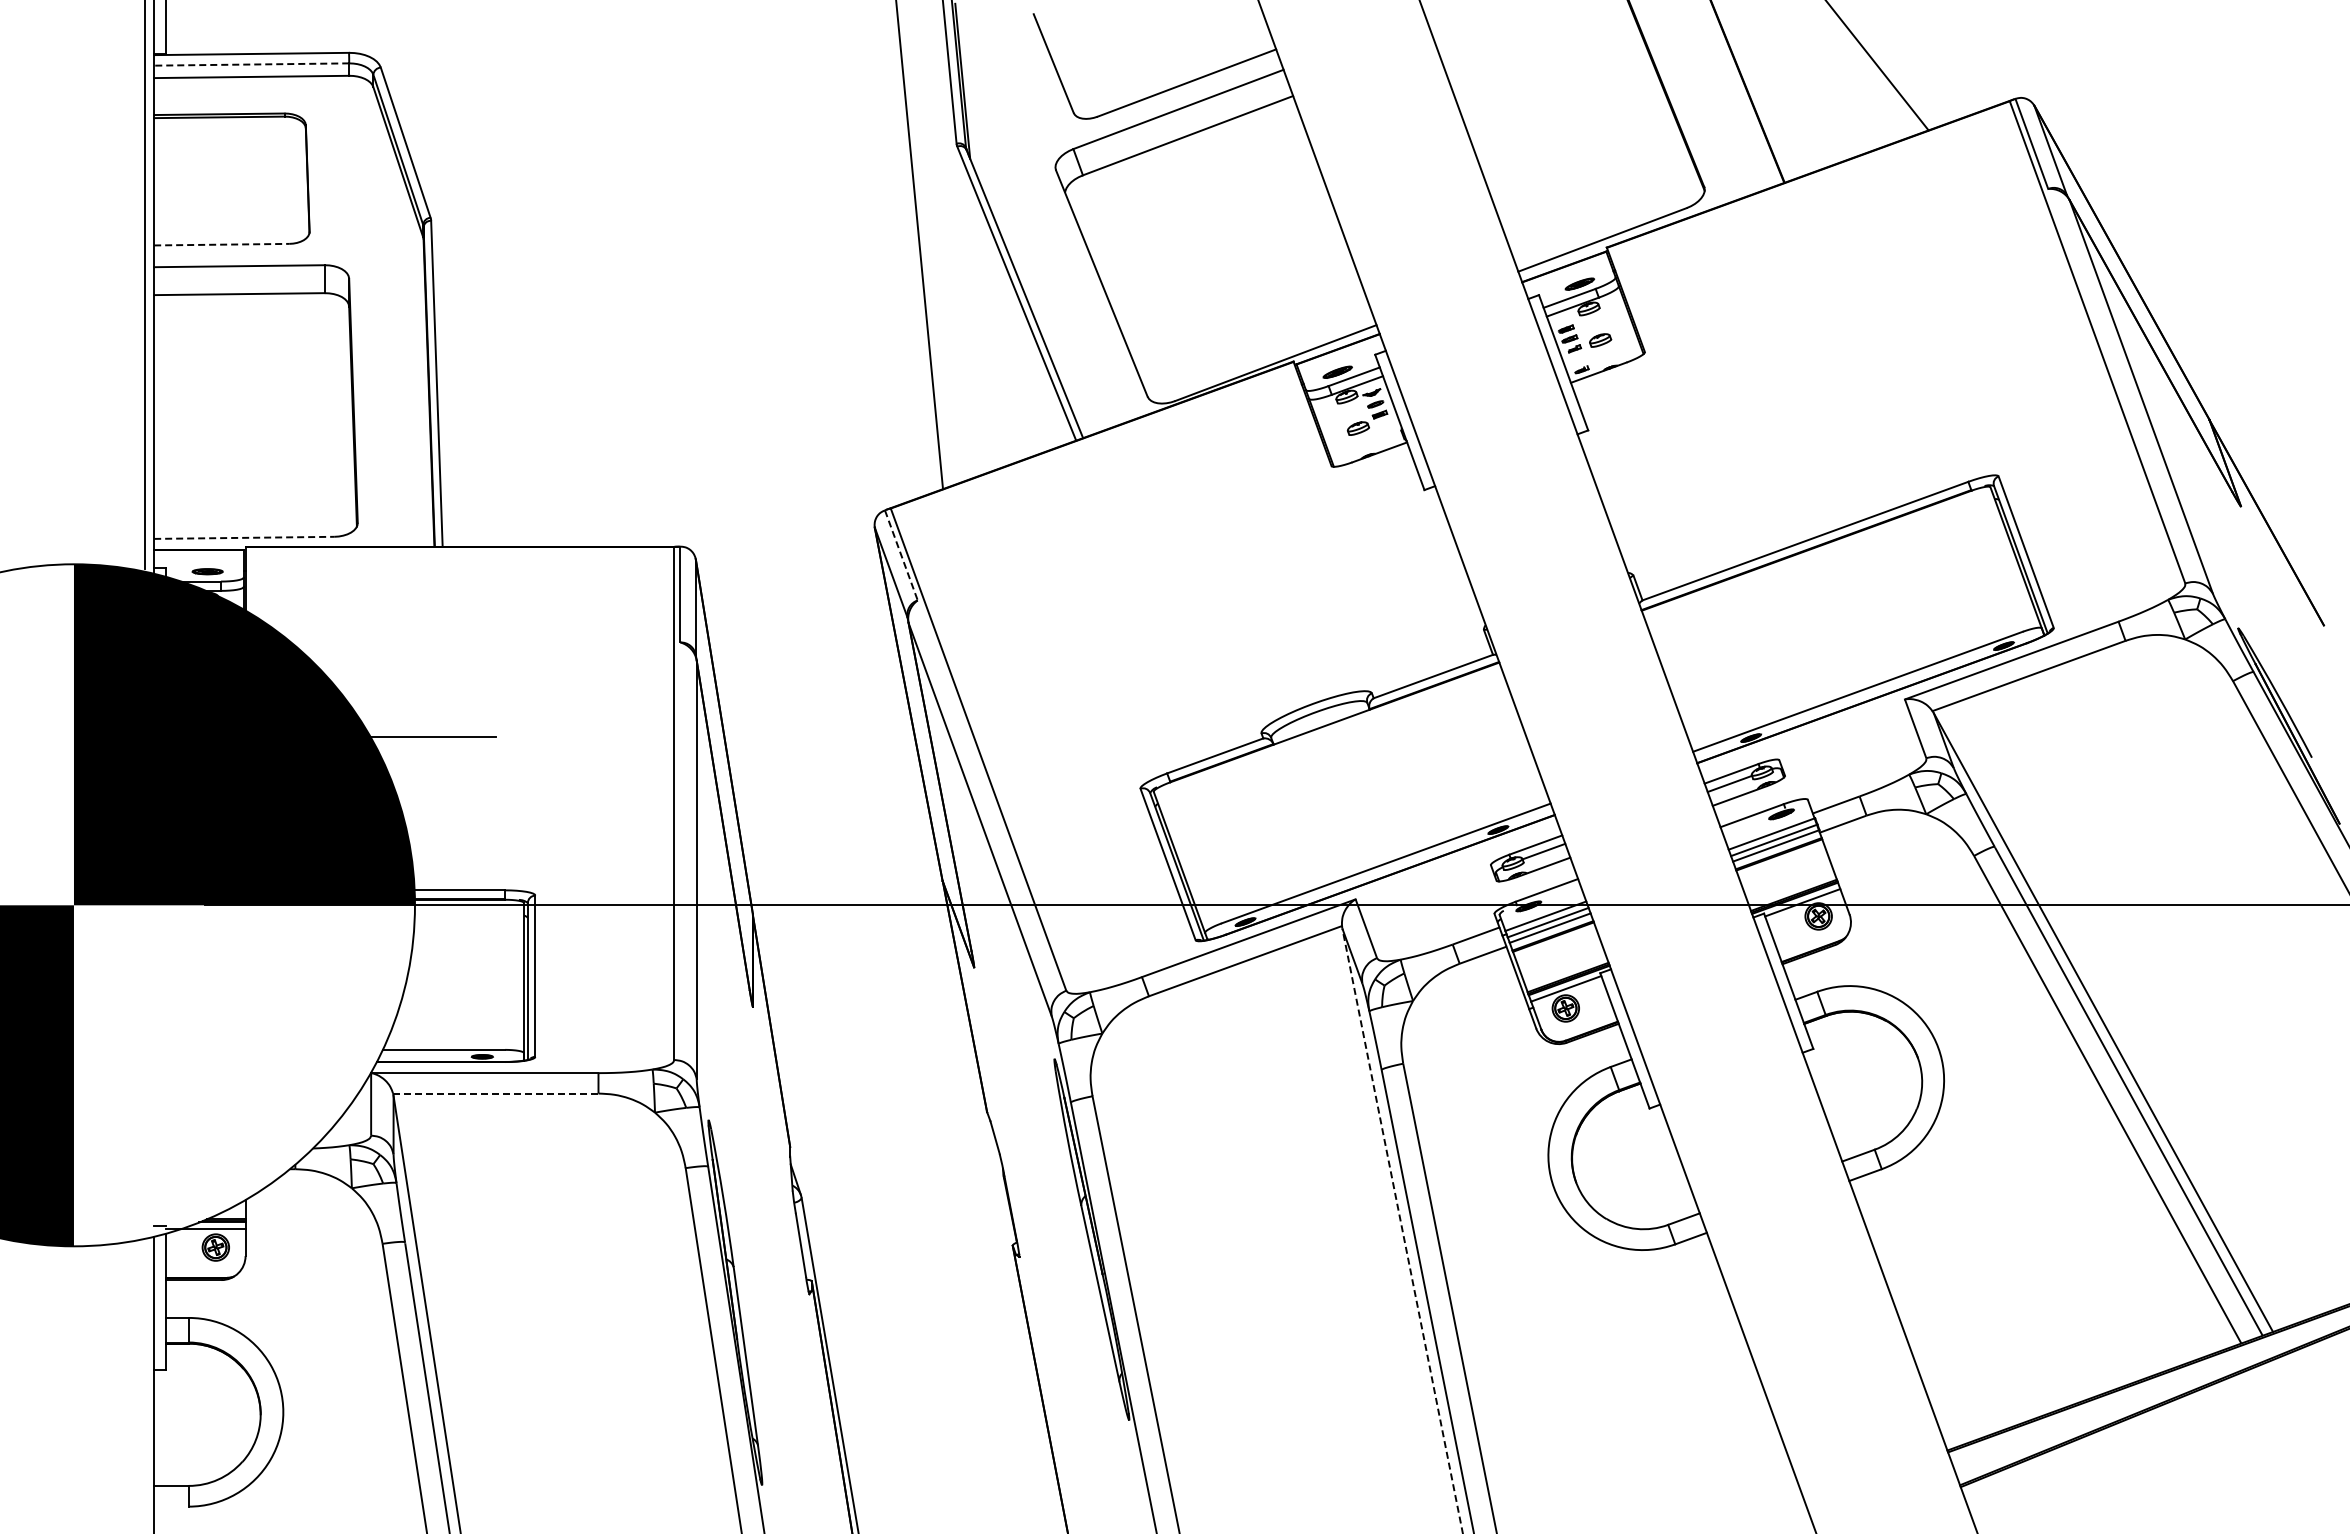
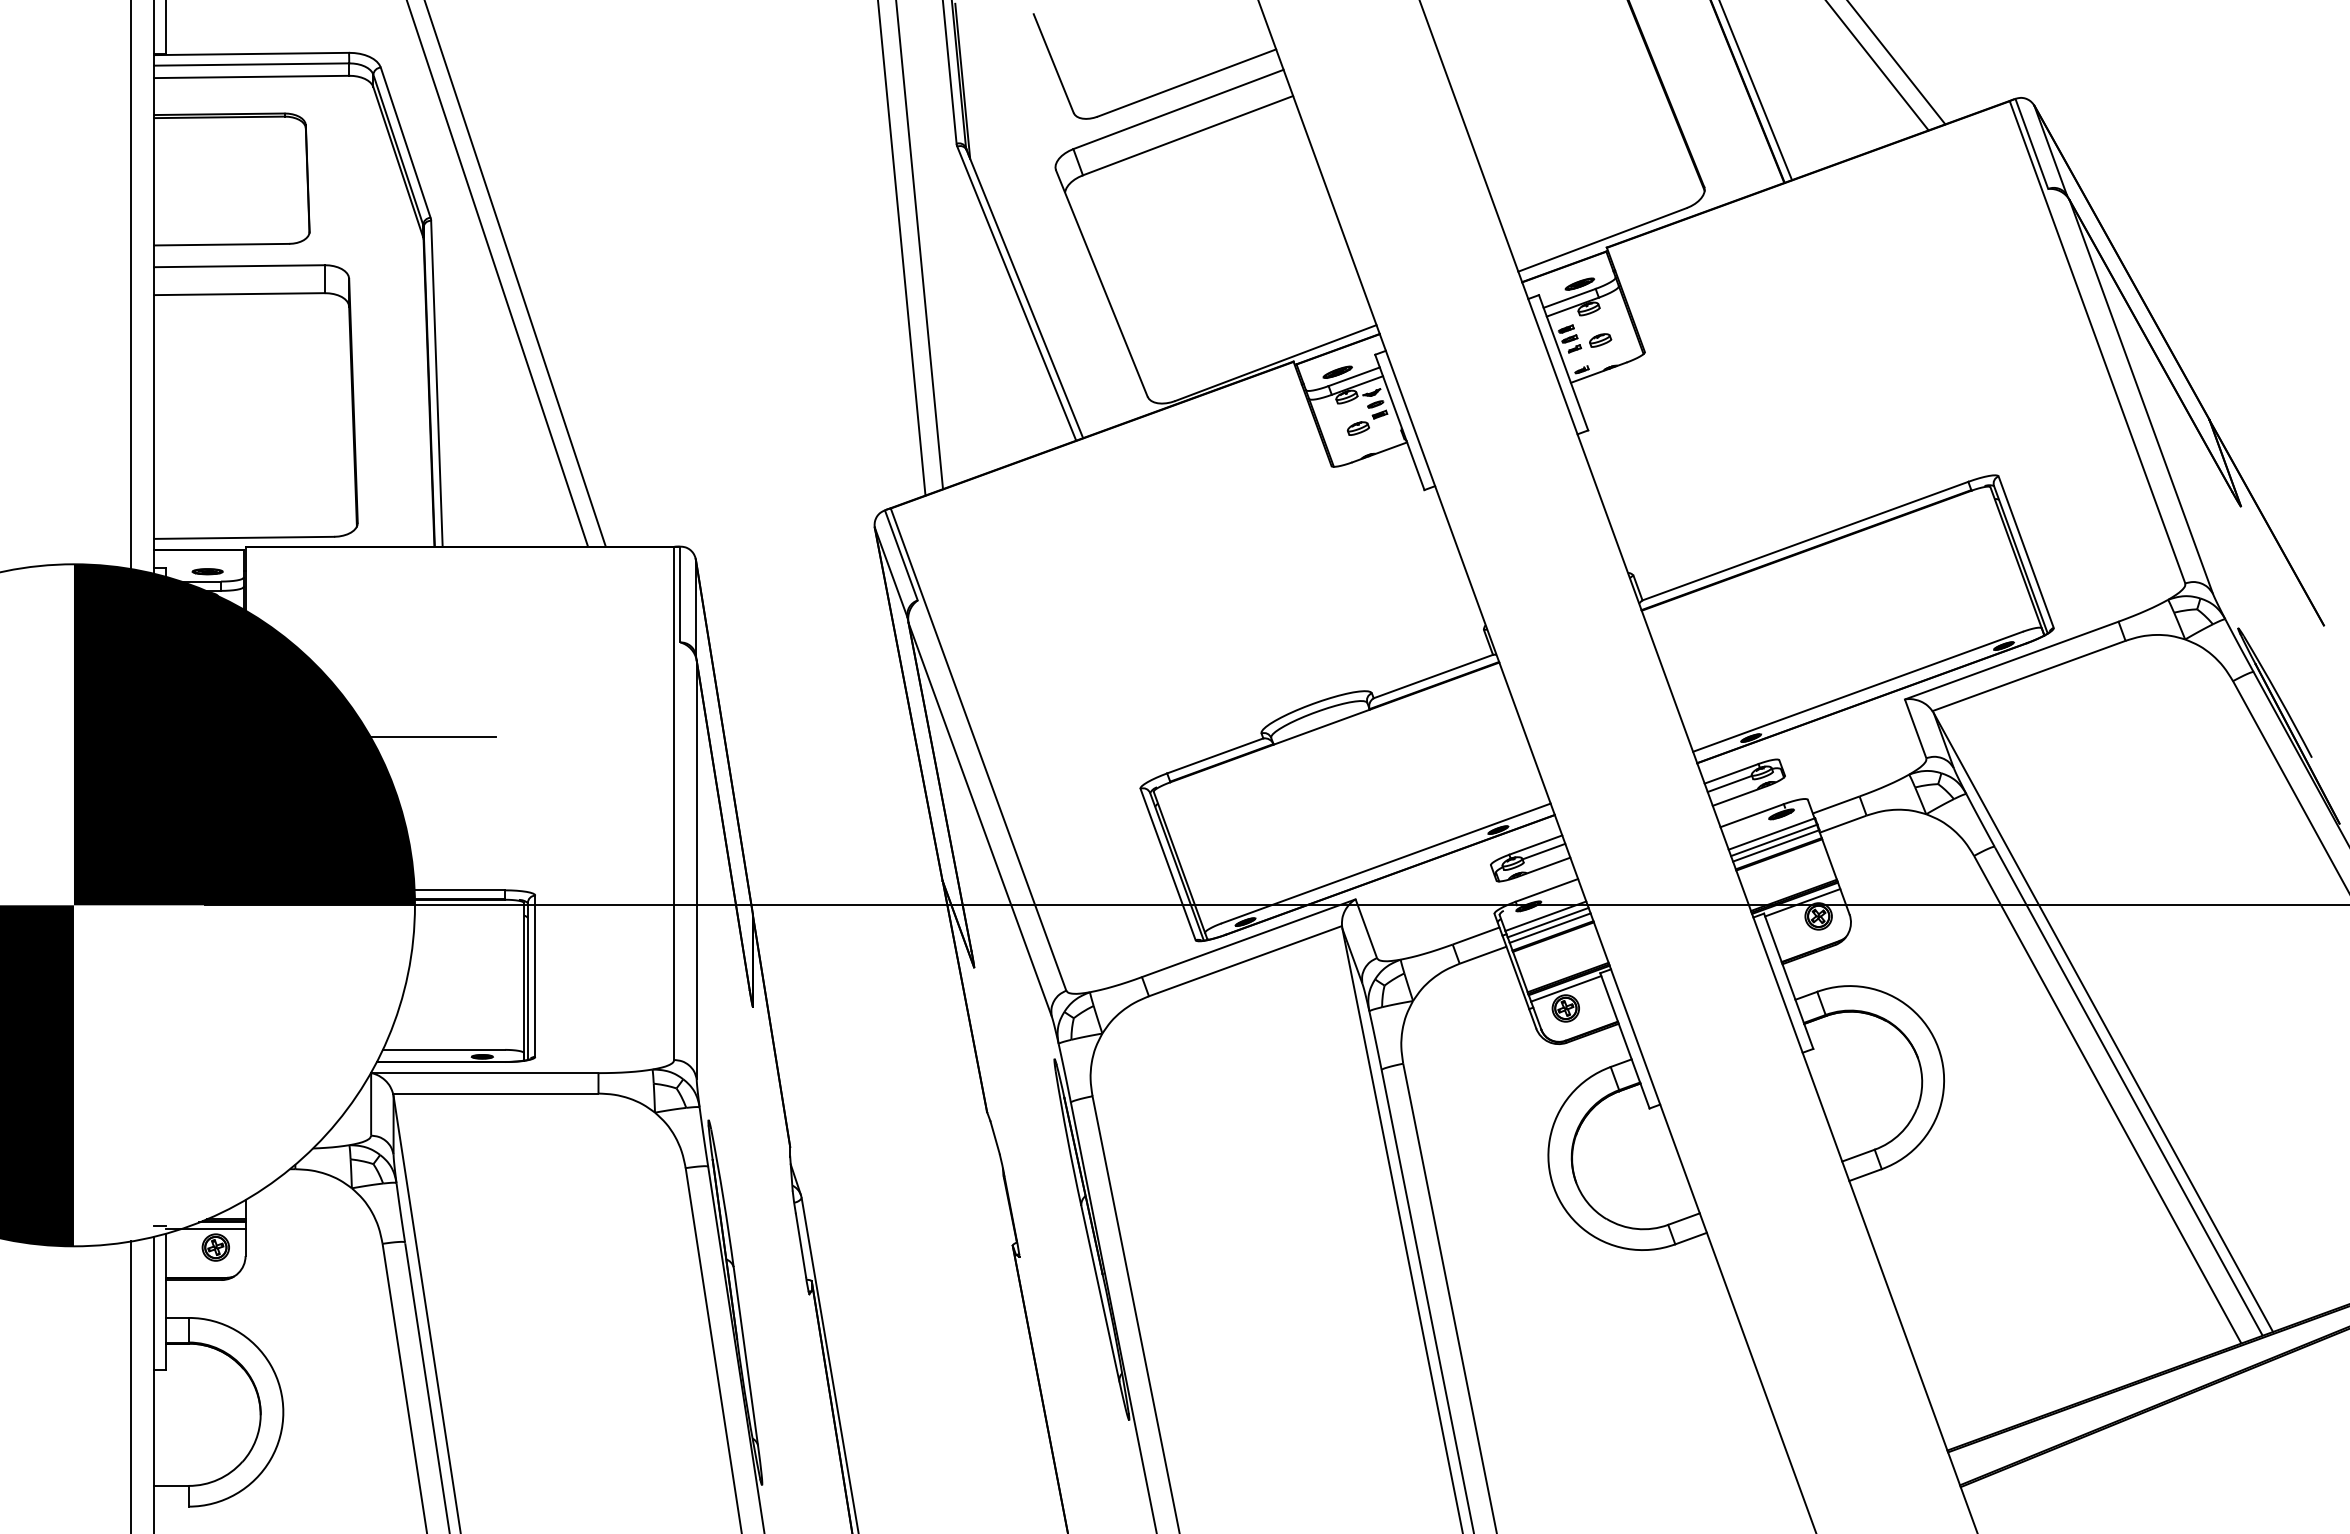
line: none -> present (1897, 63)
line: dashed -> solid (251, 64)
line: none -> present (1756, 91)
line: dashed -> solid (221, 244)
line: none -> present (901, 248)
line: none -> present (497, 274)
line: none -> present (515, 274)
line position: (145, 285) -> (131, 285) (131, 285)
line: dashed -> solid (244, 537)
line: dashed -> solid (901, 555)
line: dashed -> solid (495, 1093)
line: dashed -> solid (1402, 1230)
line: none -> present (131, 1385)
